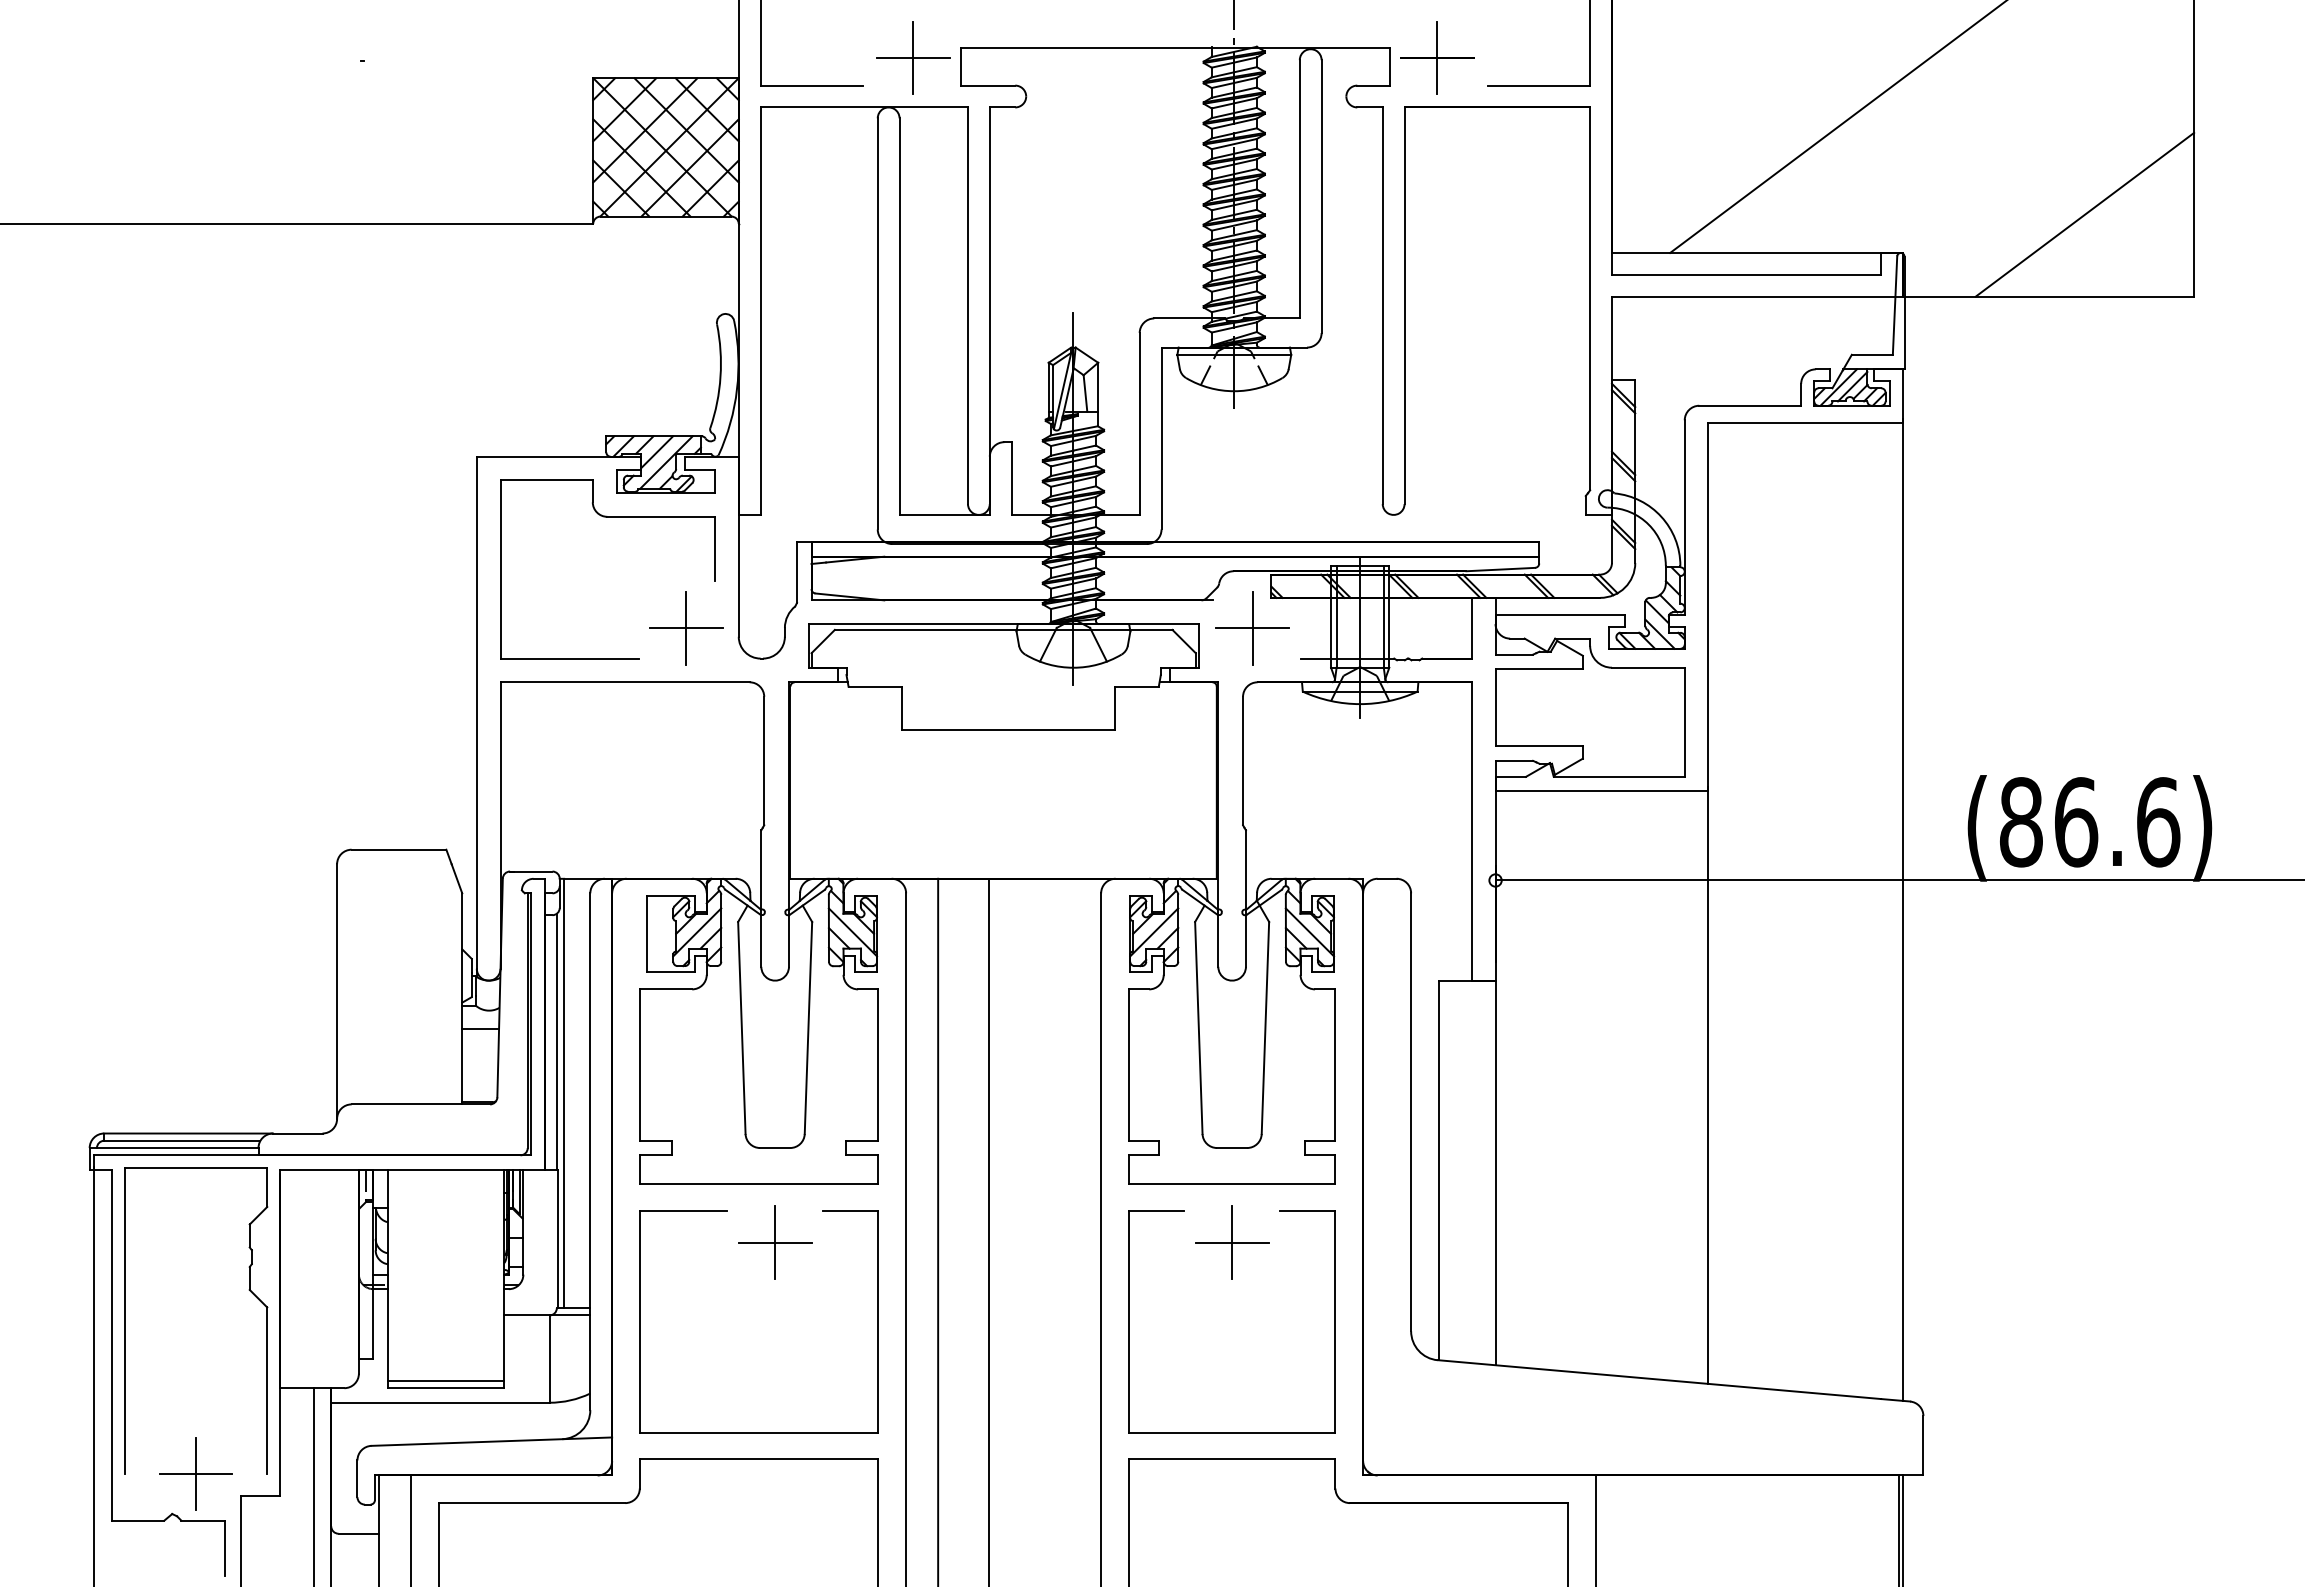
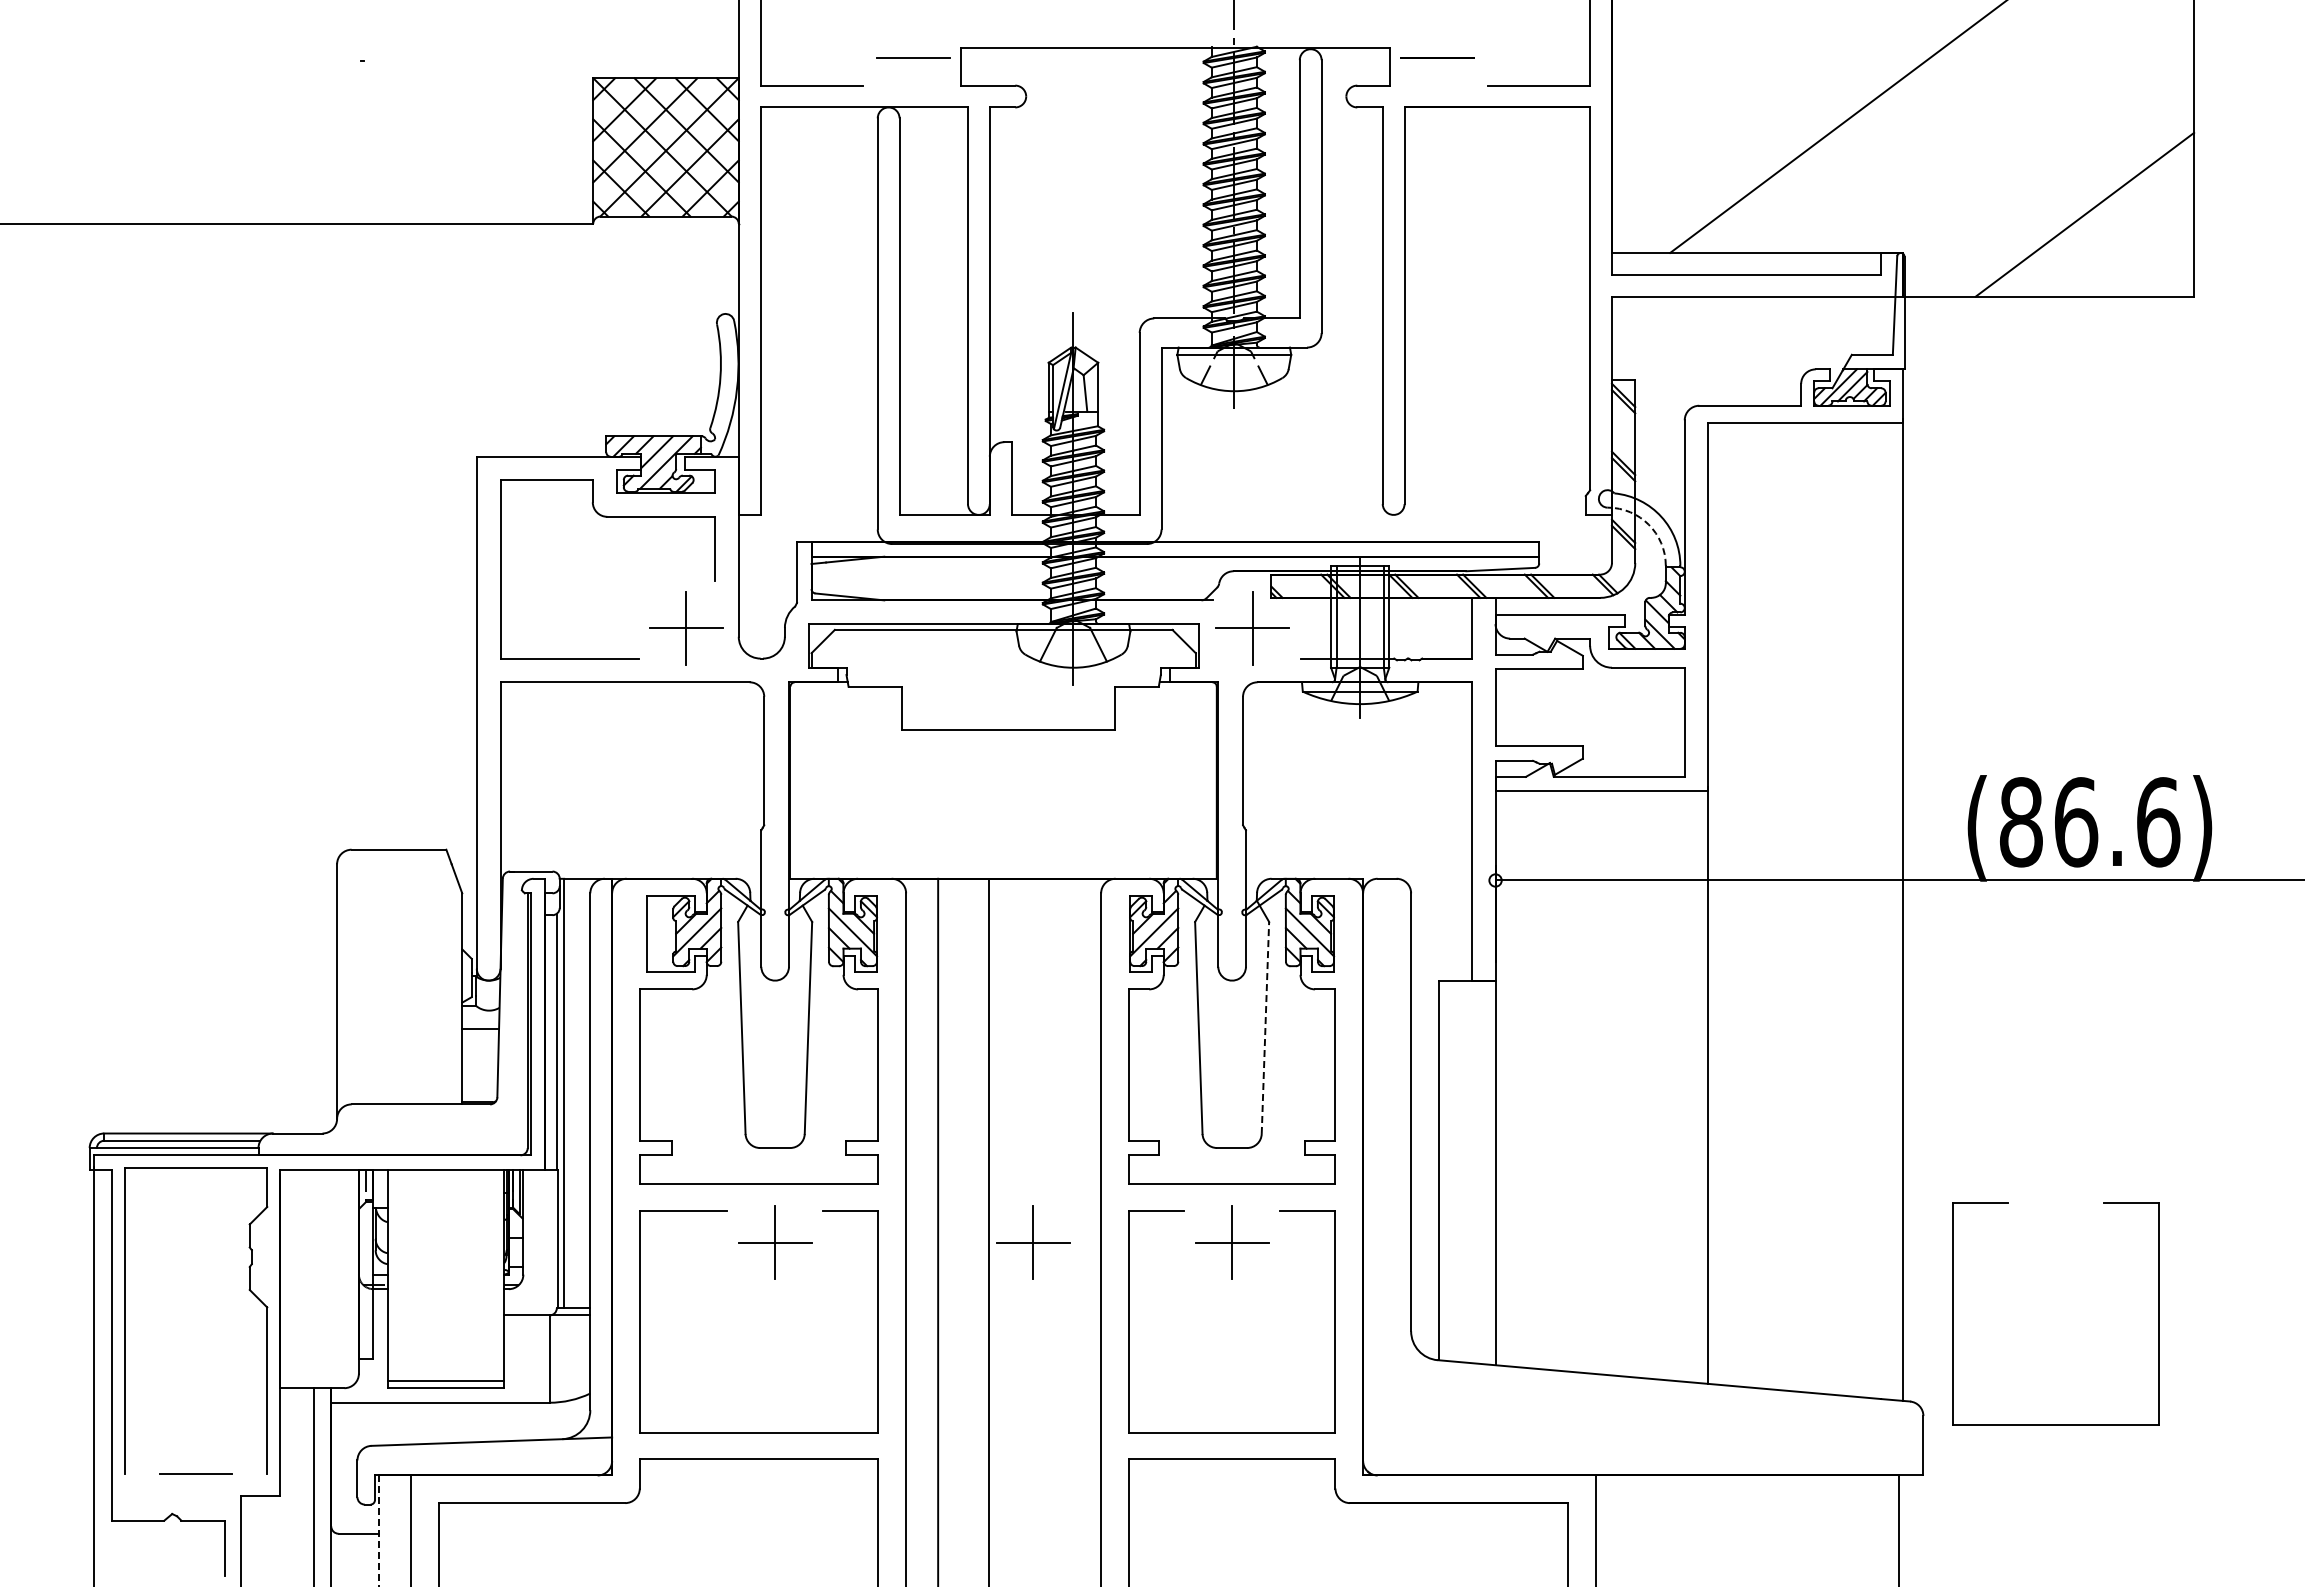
line: present -> none (913, 57)
line: present -> none (1437, 57)
arc: solid -> dashed (1648, 524)
line: solid -> dashed (1265, 1027)
part: none -> present (1033, 1242)
part: none -> present (1953, 1313)
line: present -> none (195, 1473)
line: present -> none (1903, 1529)
line: solid -> dashed (379, 1531)
